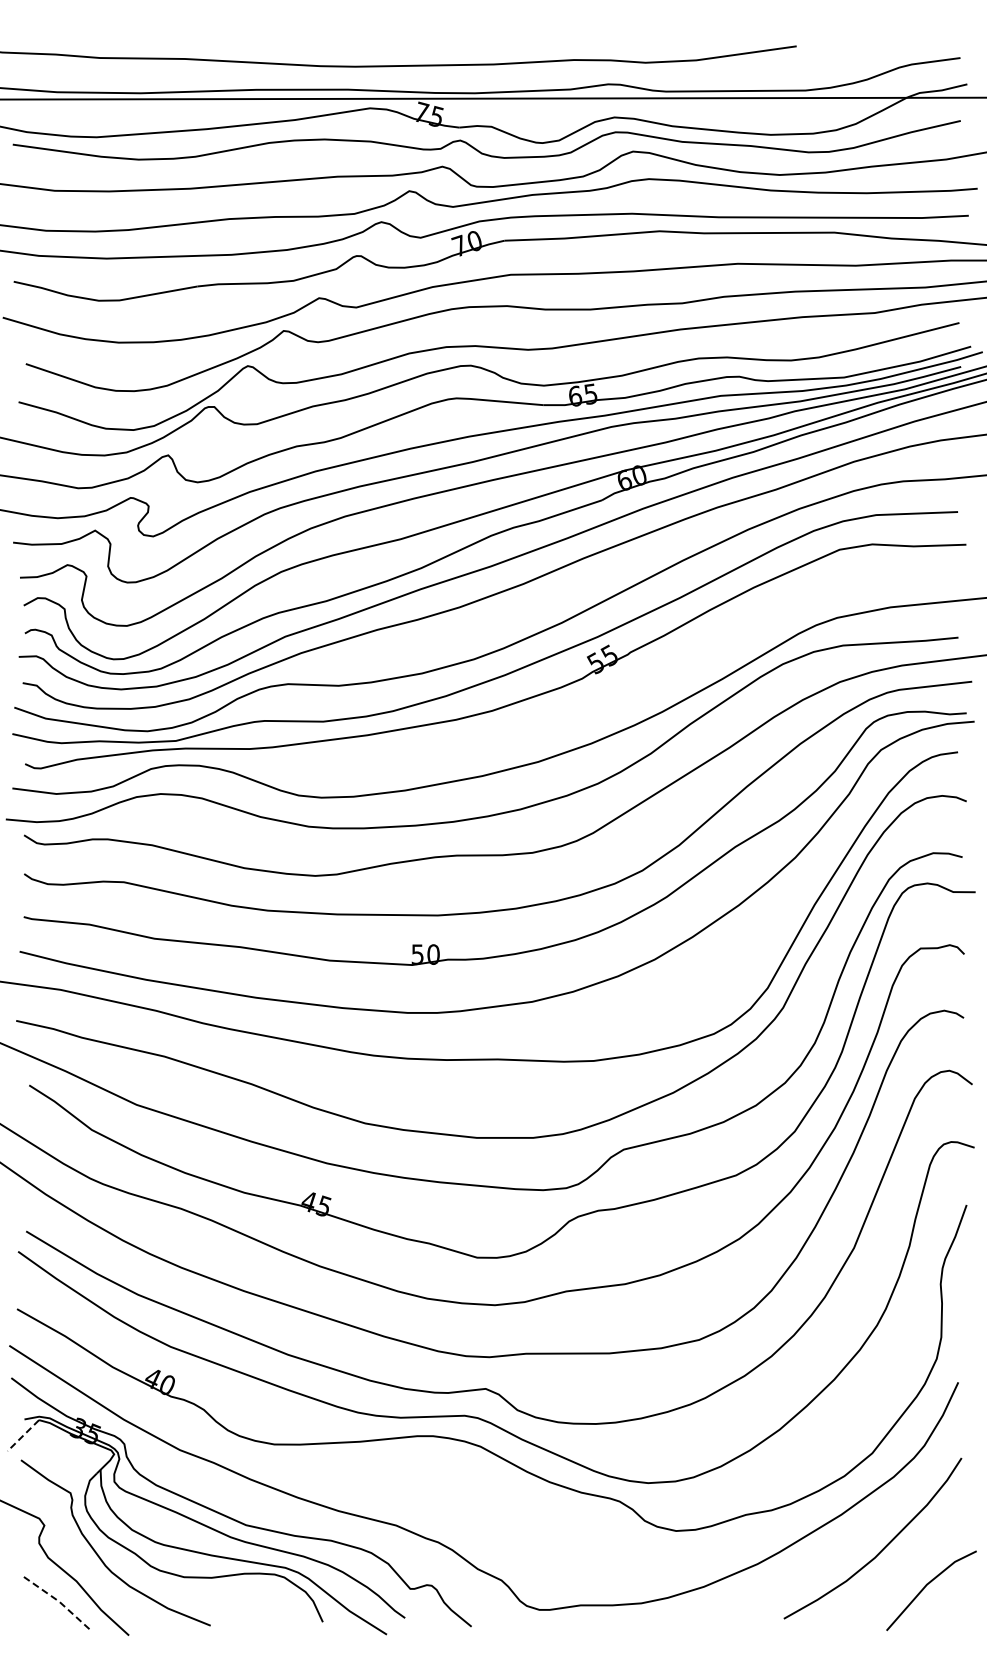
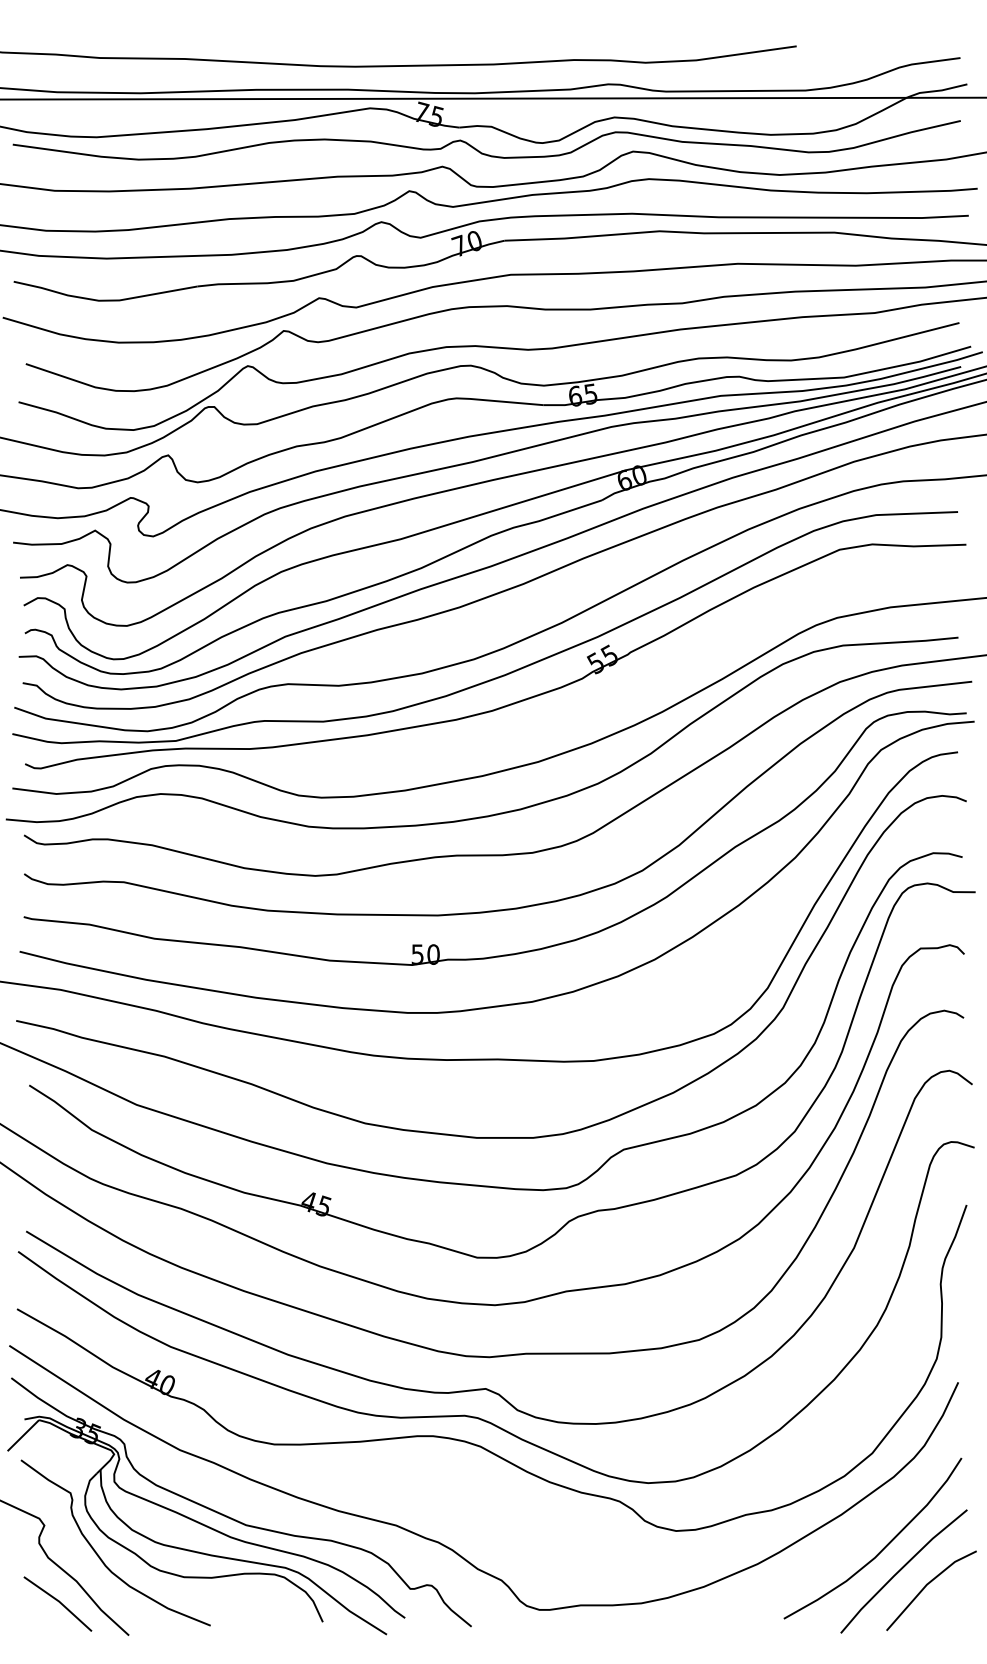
line: dashed -> solid (23, 1436)
line: none -> present (902, 1569)
line: dashed -> solid (59, 1601)
